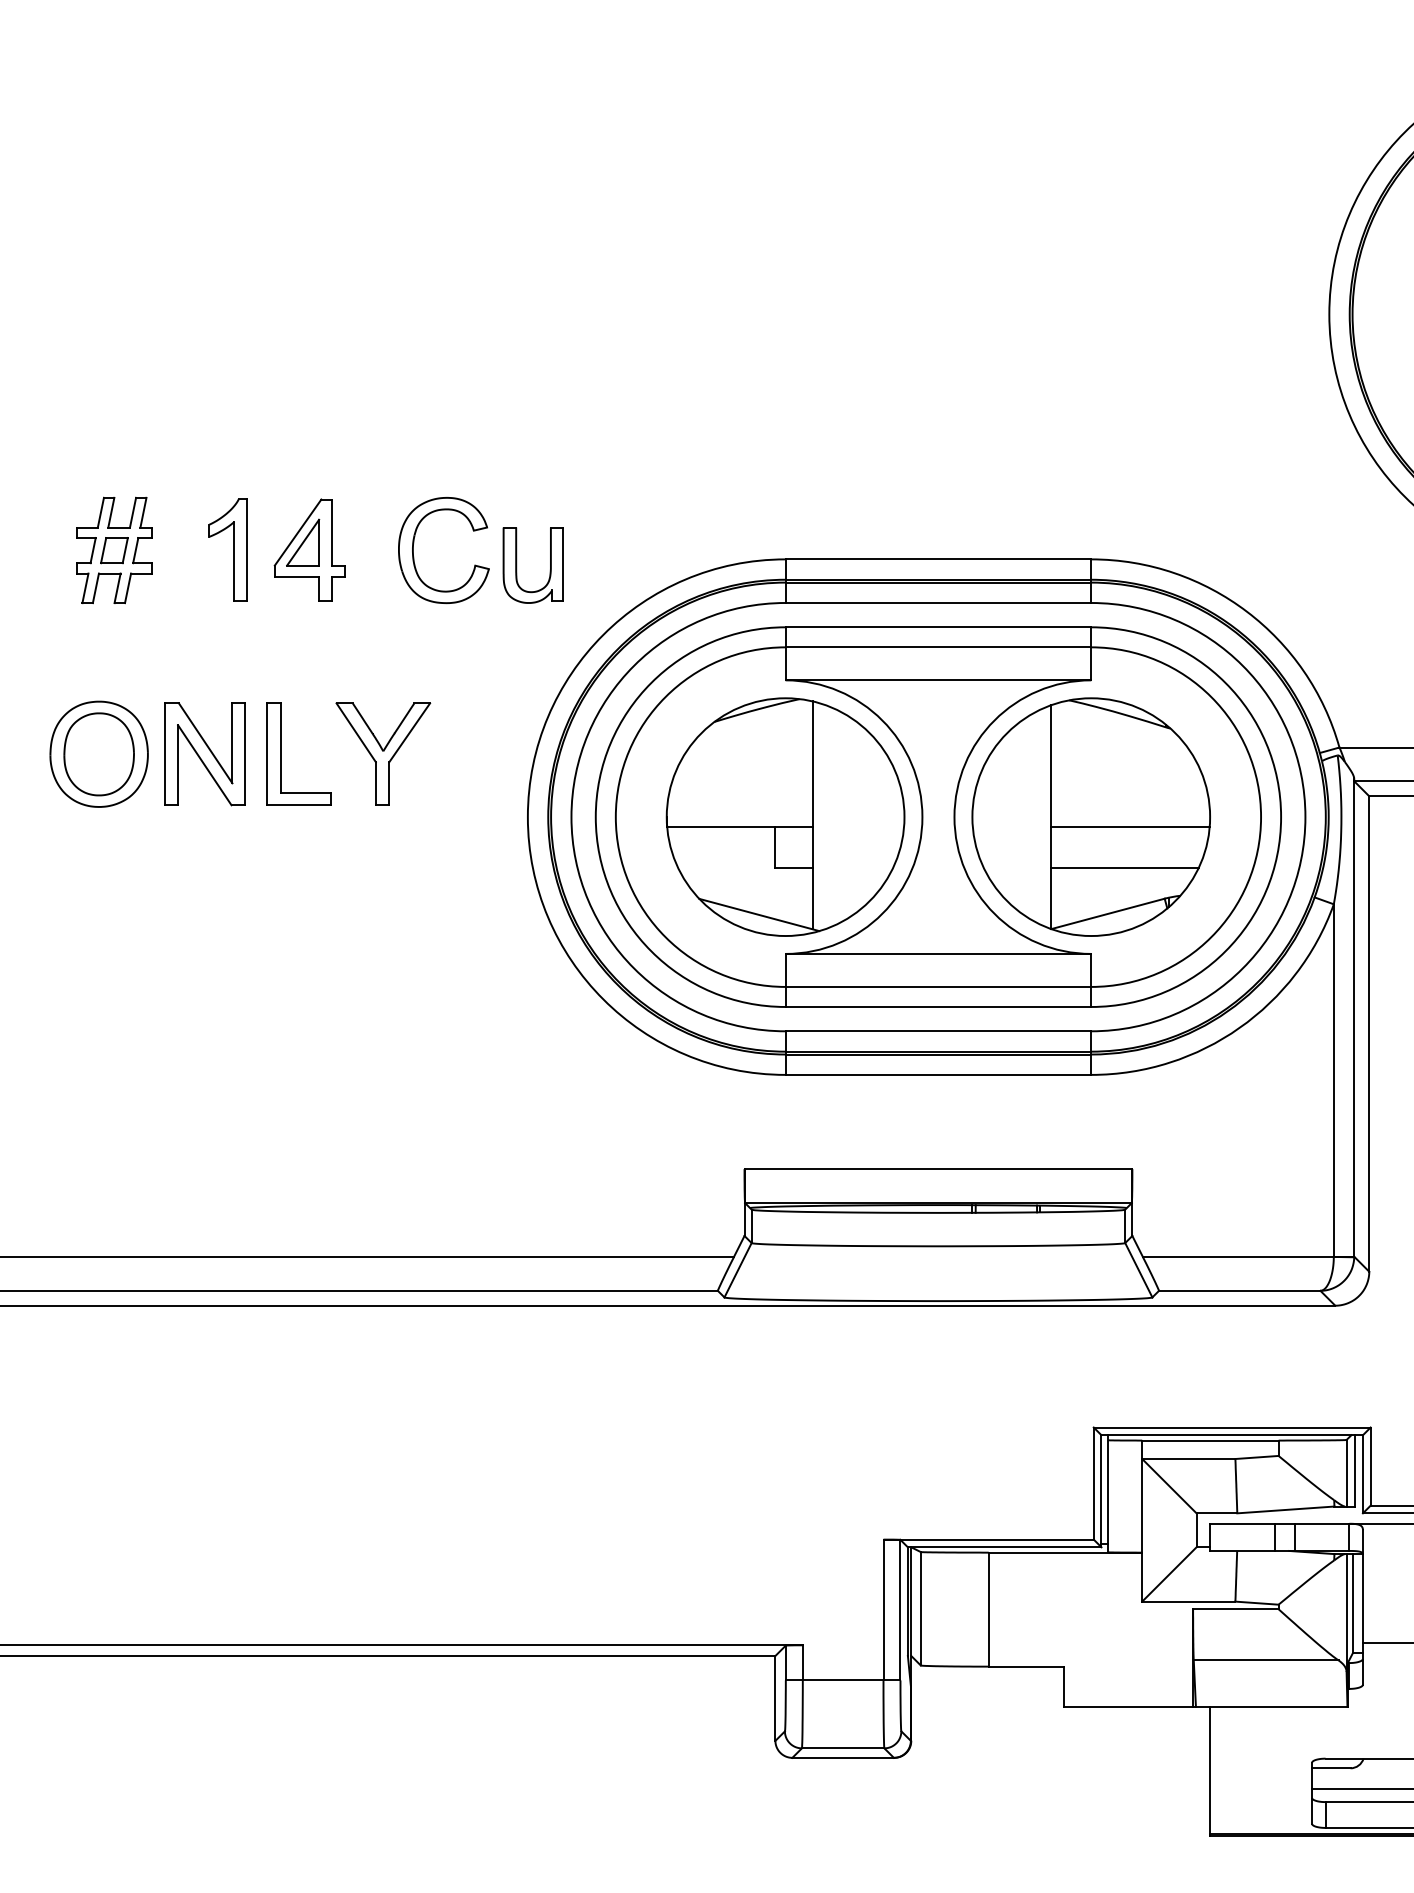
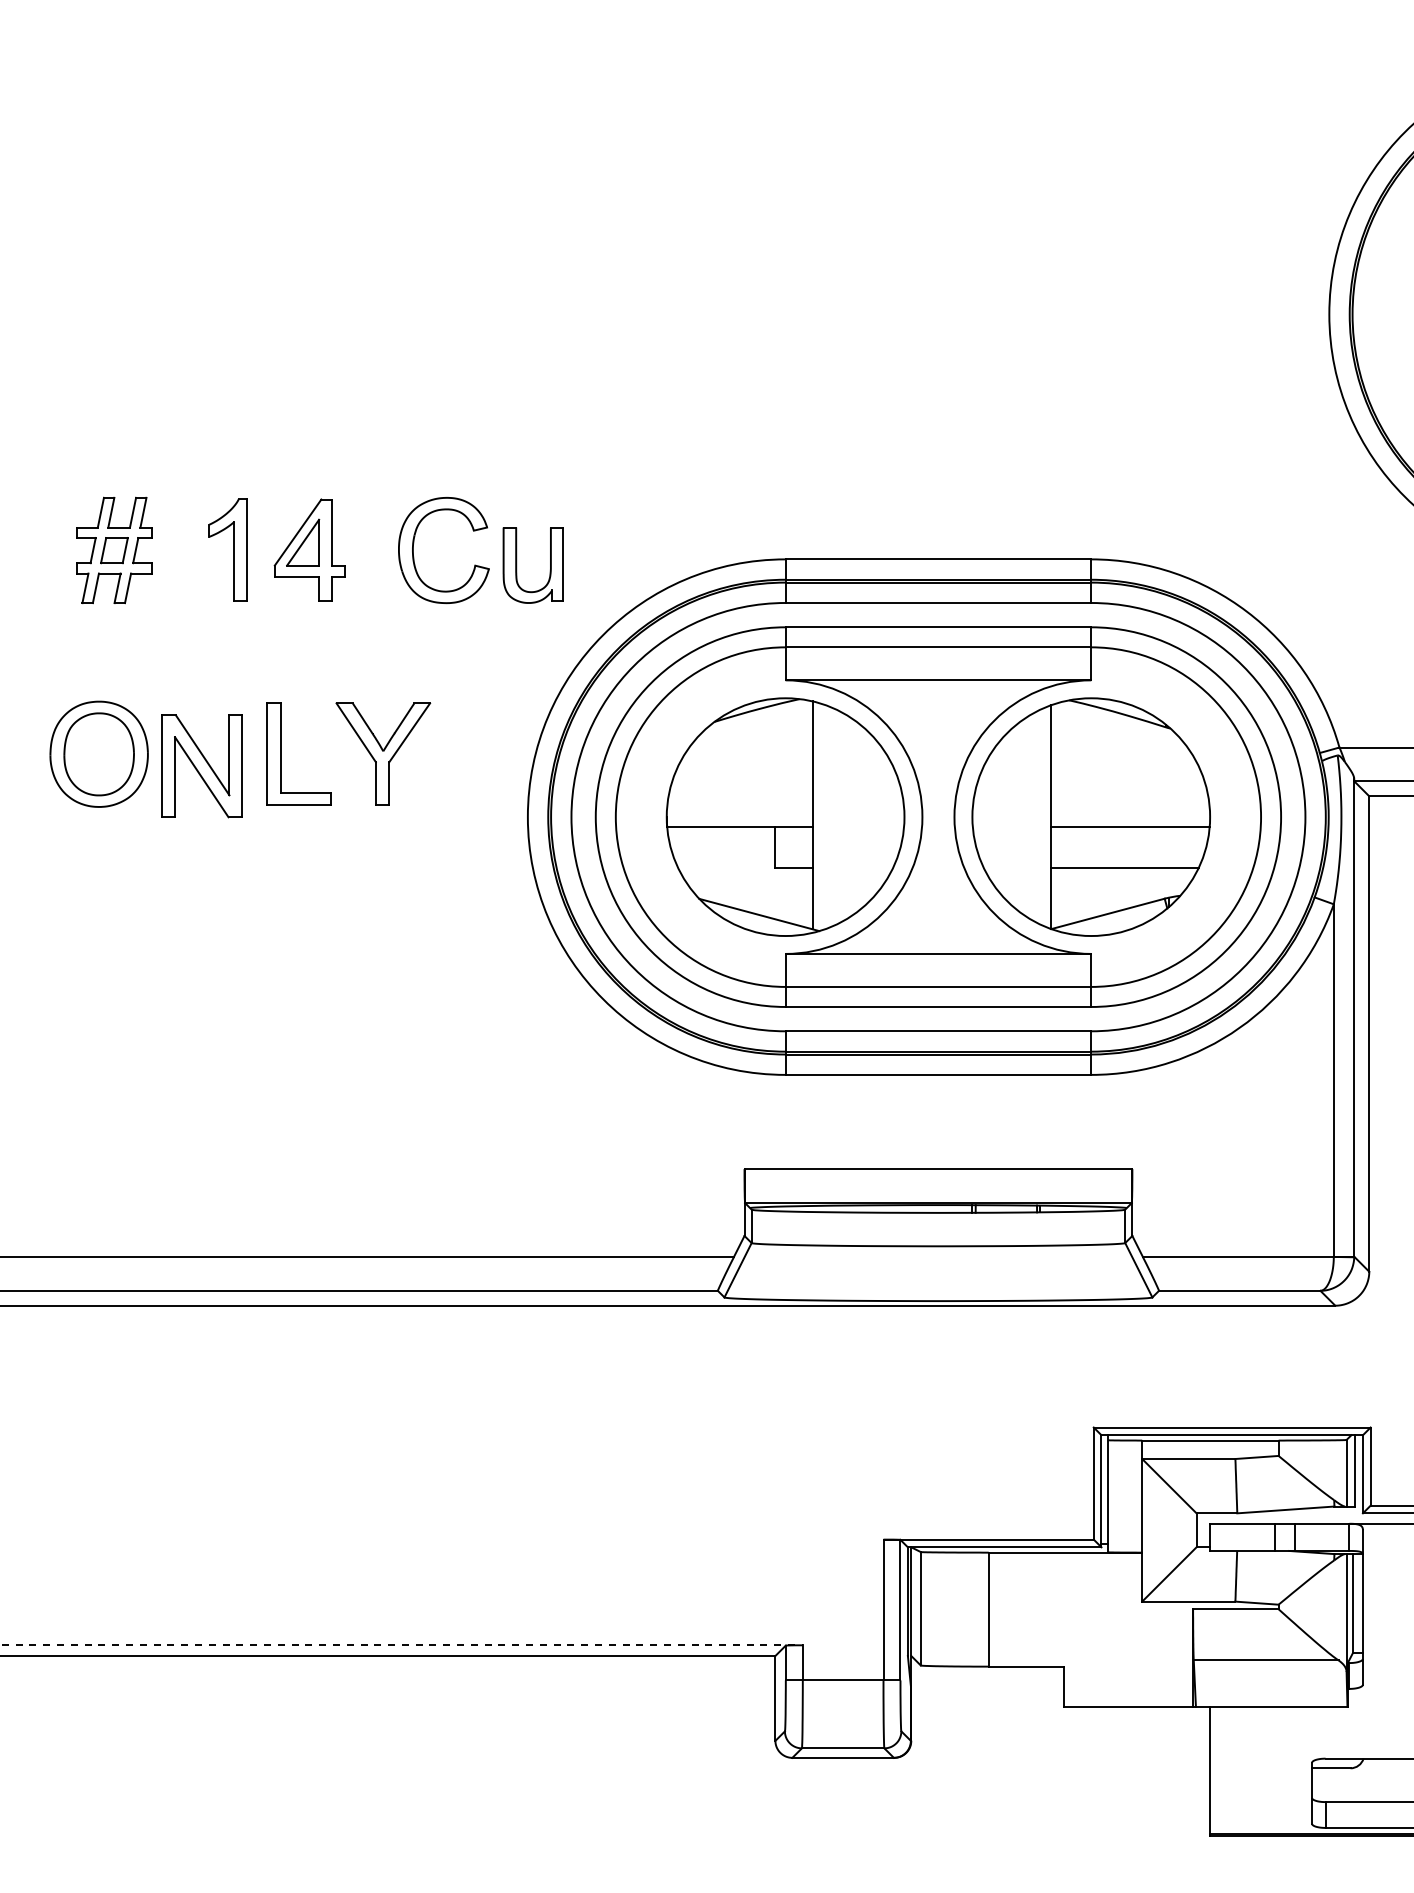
part position: (204, 754) -> (201, 766) (201, 766)
line: present -> none (1386, 1643)
line: solid -> dashed (401, 1645)
line: present -> none (1361, 1788)
